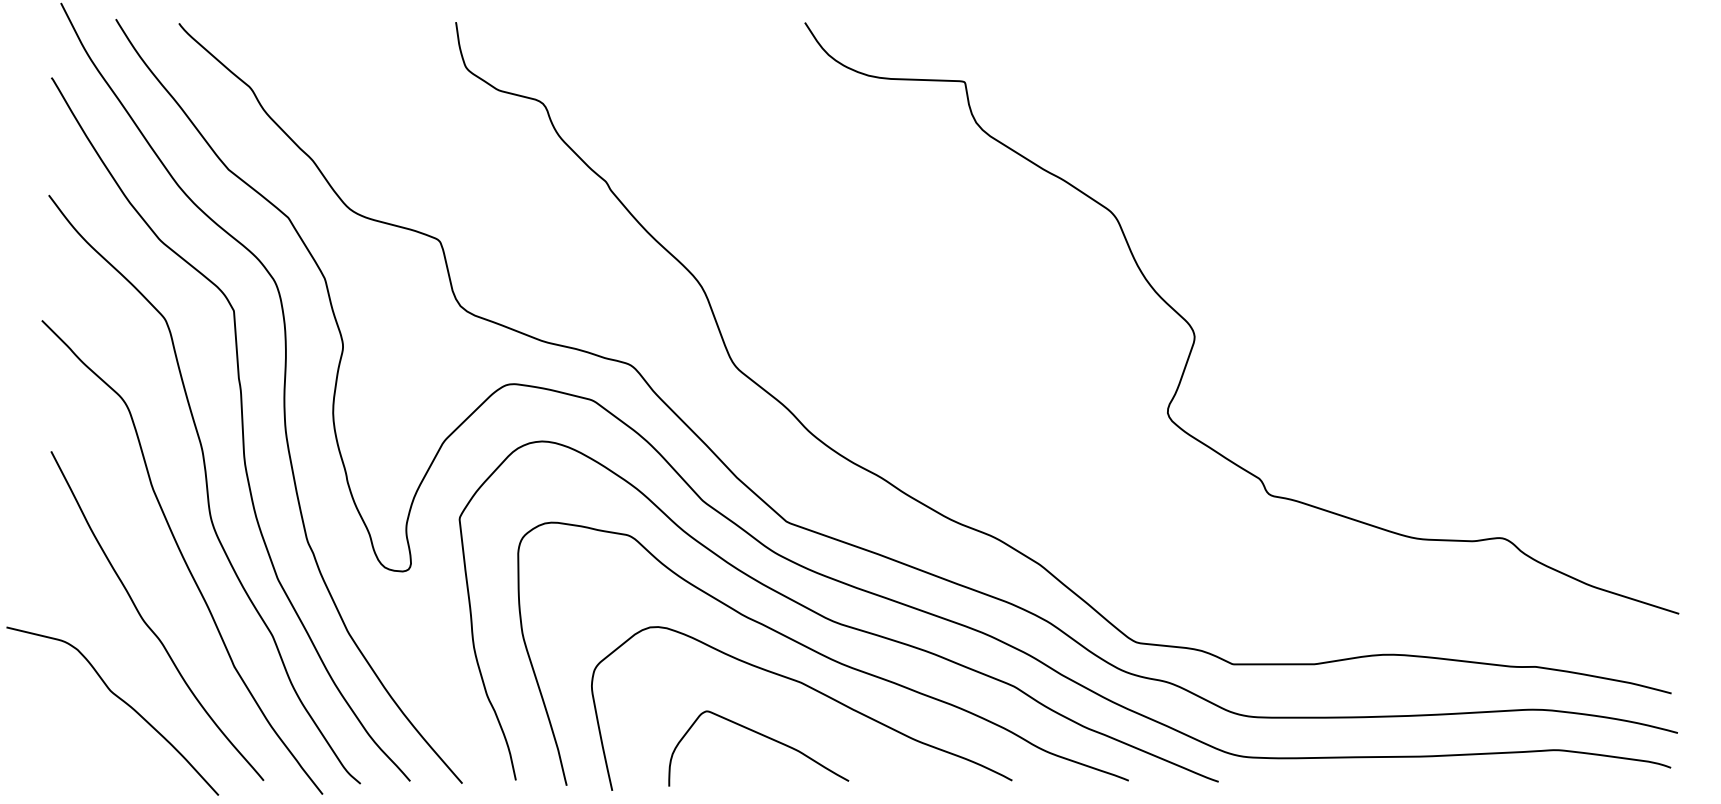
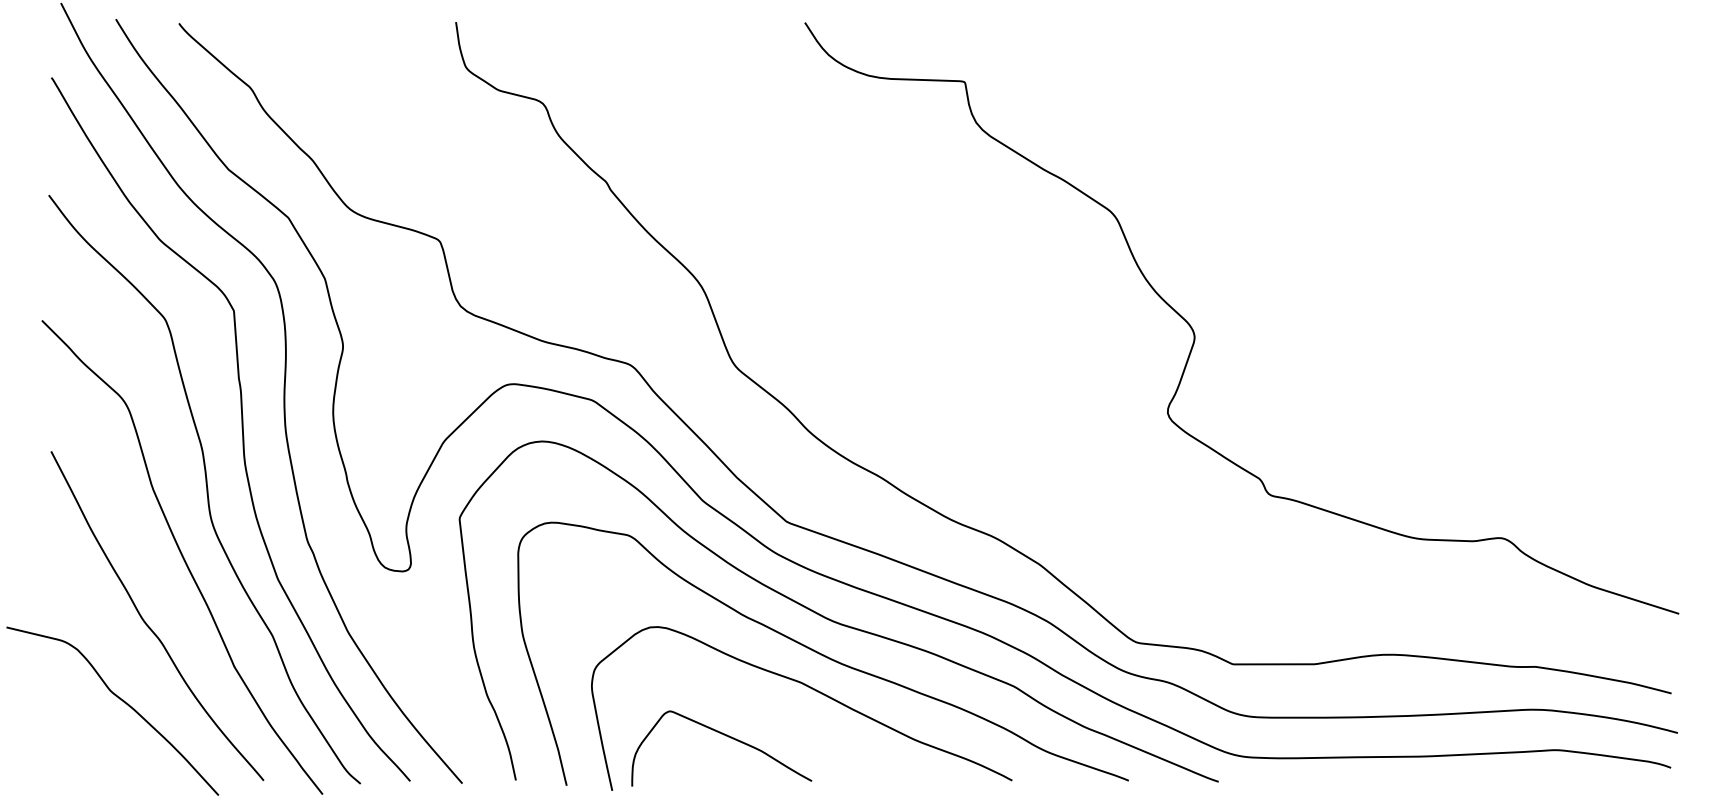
curve position: (763, 736) -> (726, 736) (726, 736)
